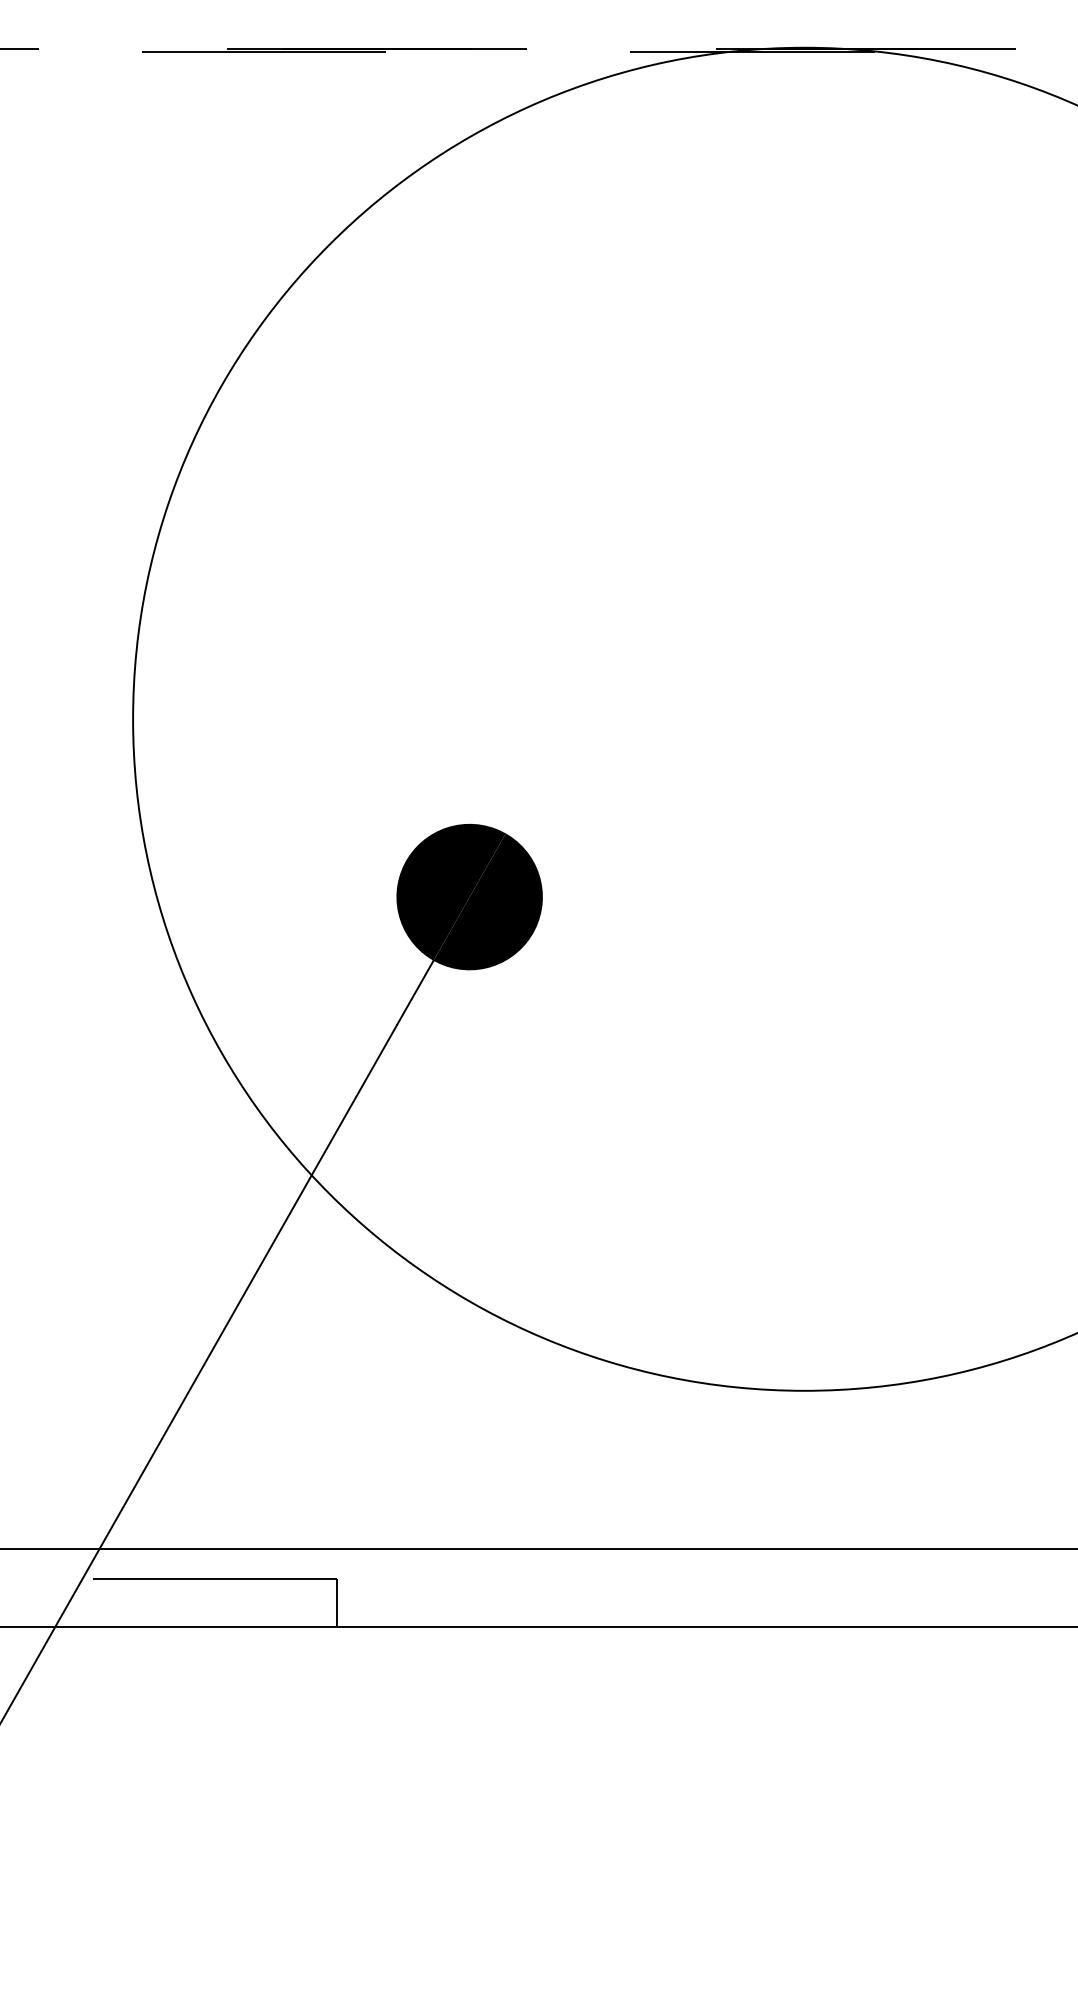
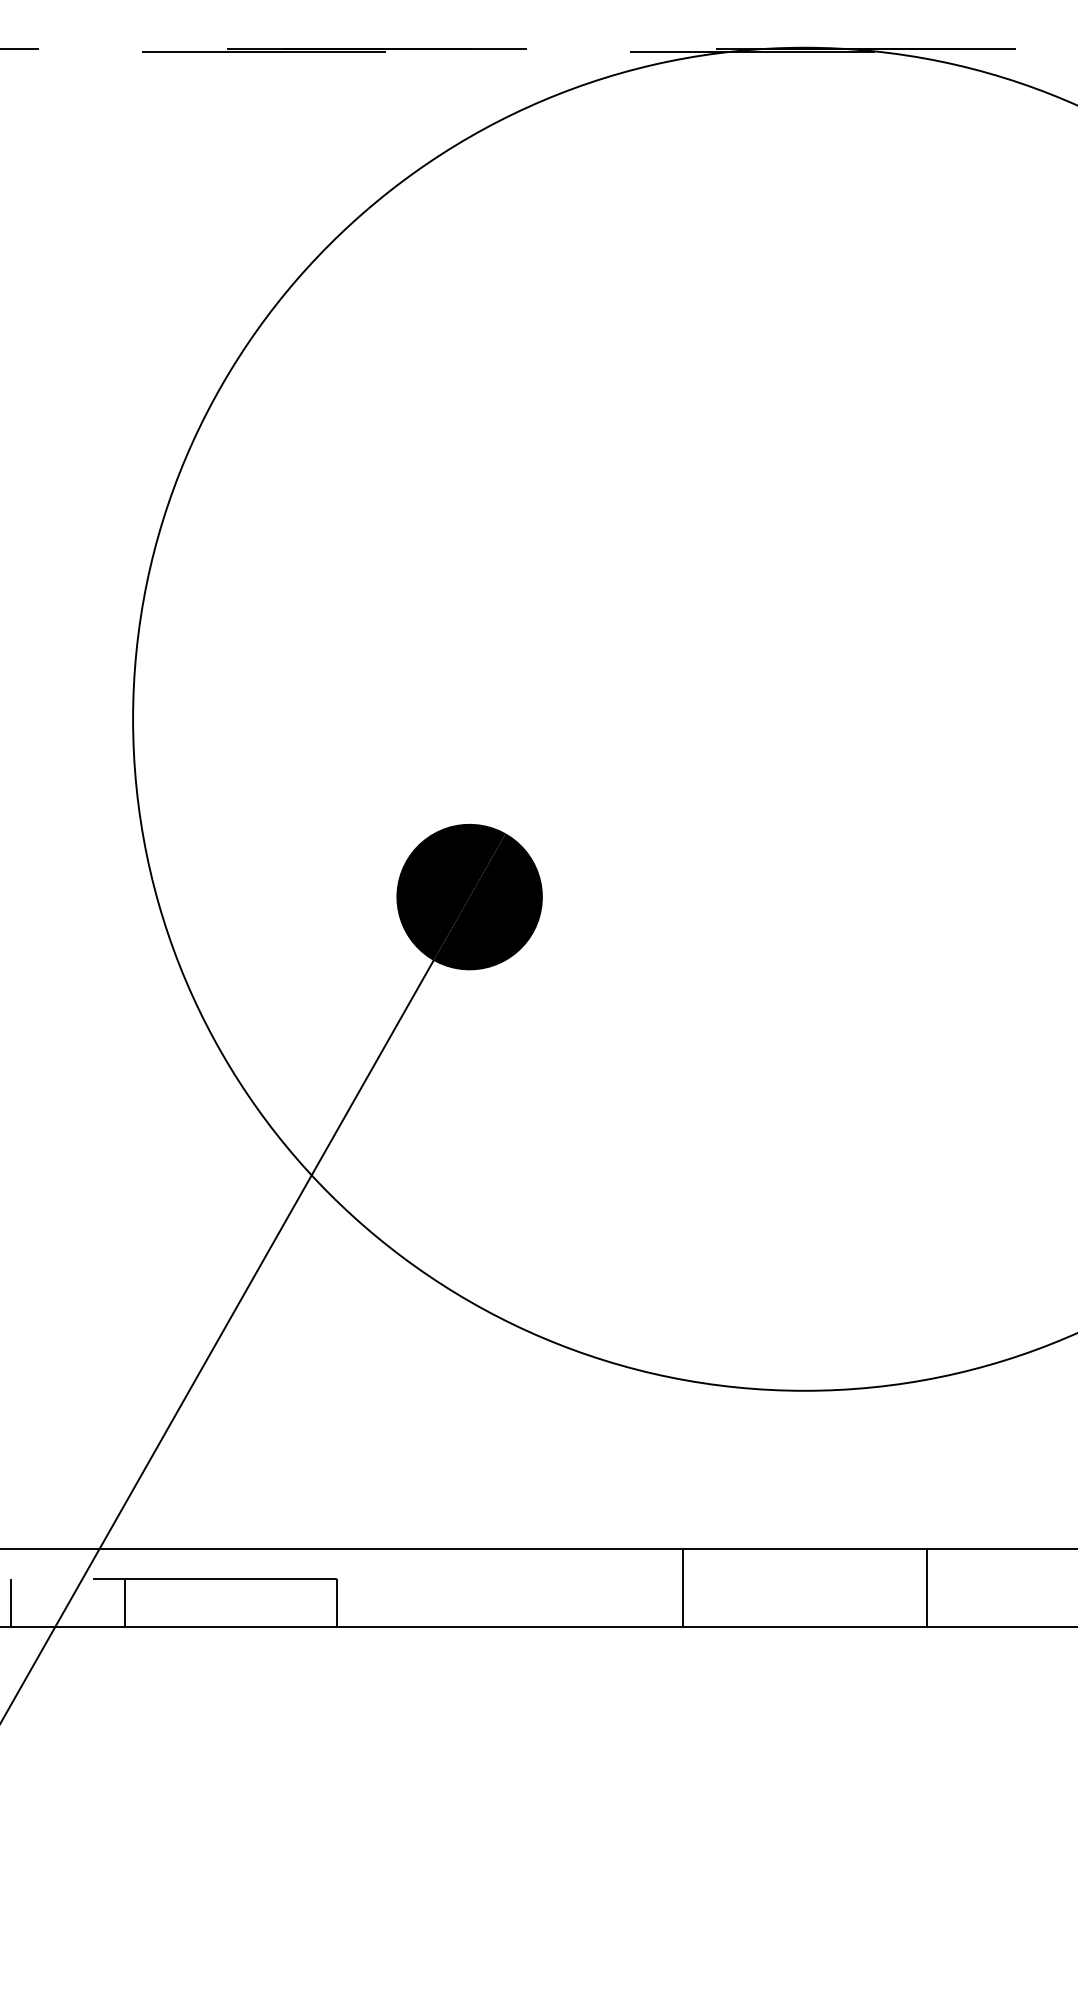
line: none -> present (682, 1588)
line: none -> present (926, 1588)
line: none -> present (11, 1602)
line: none -> present (124, 1602)
